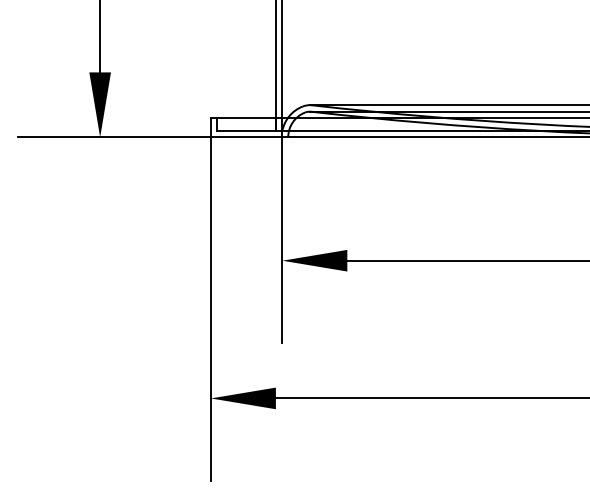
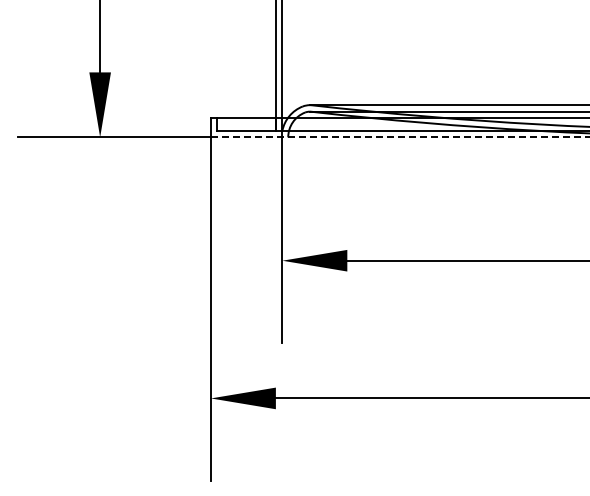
line: solid -> dashed (400, 137)
